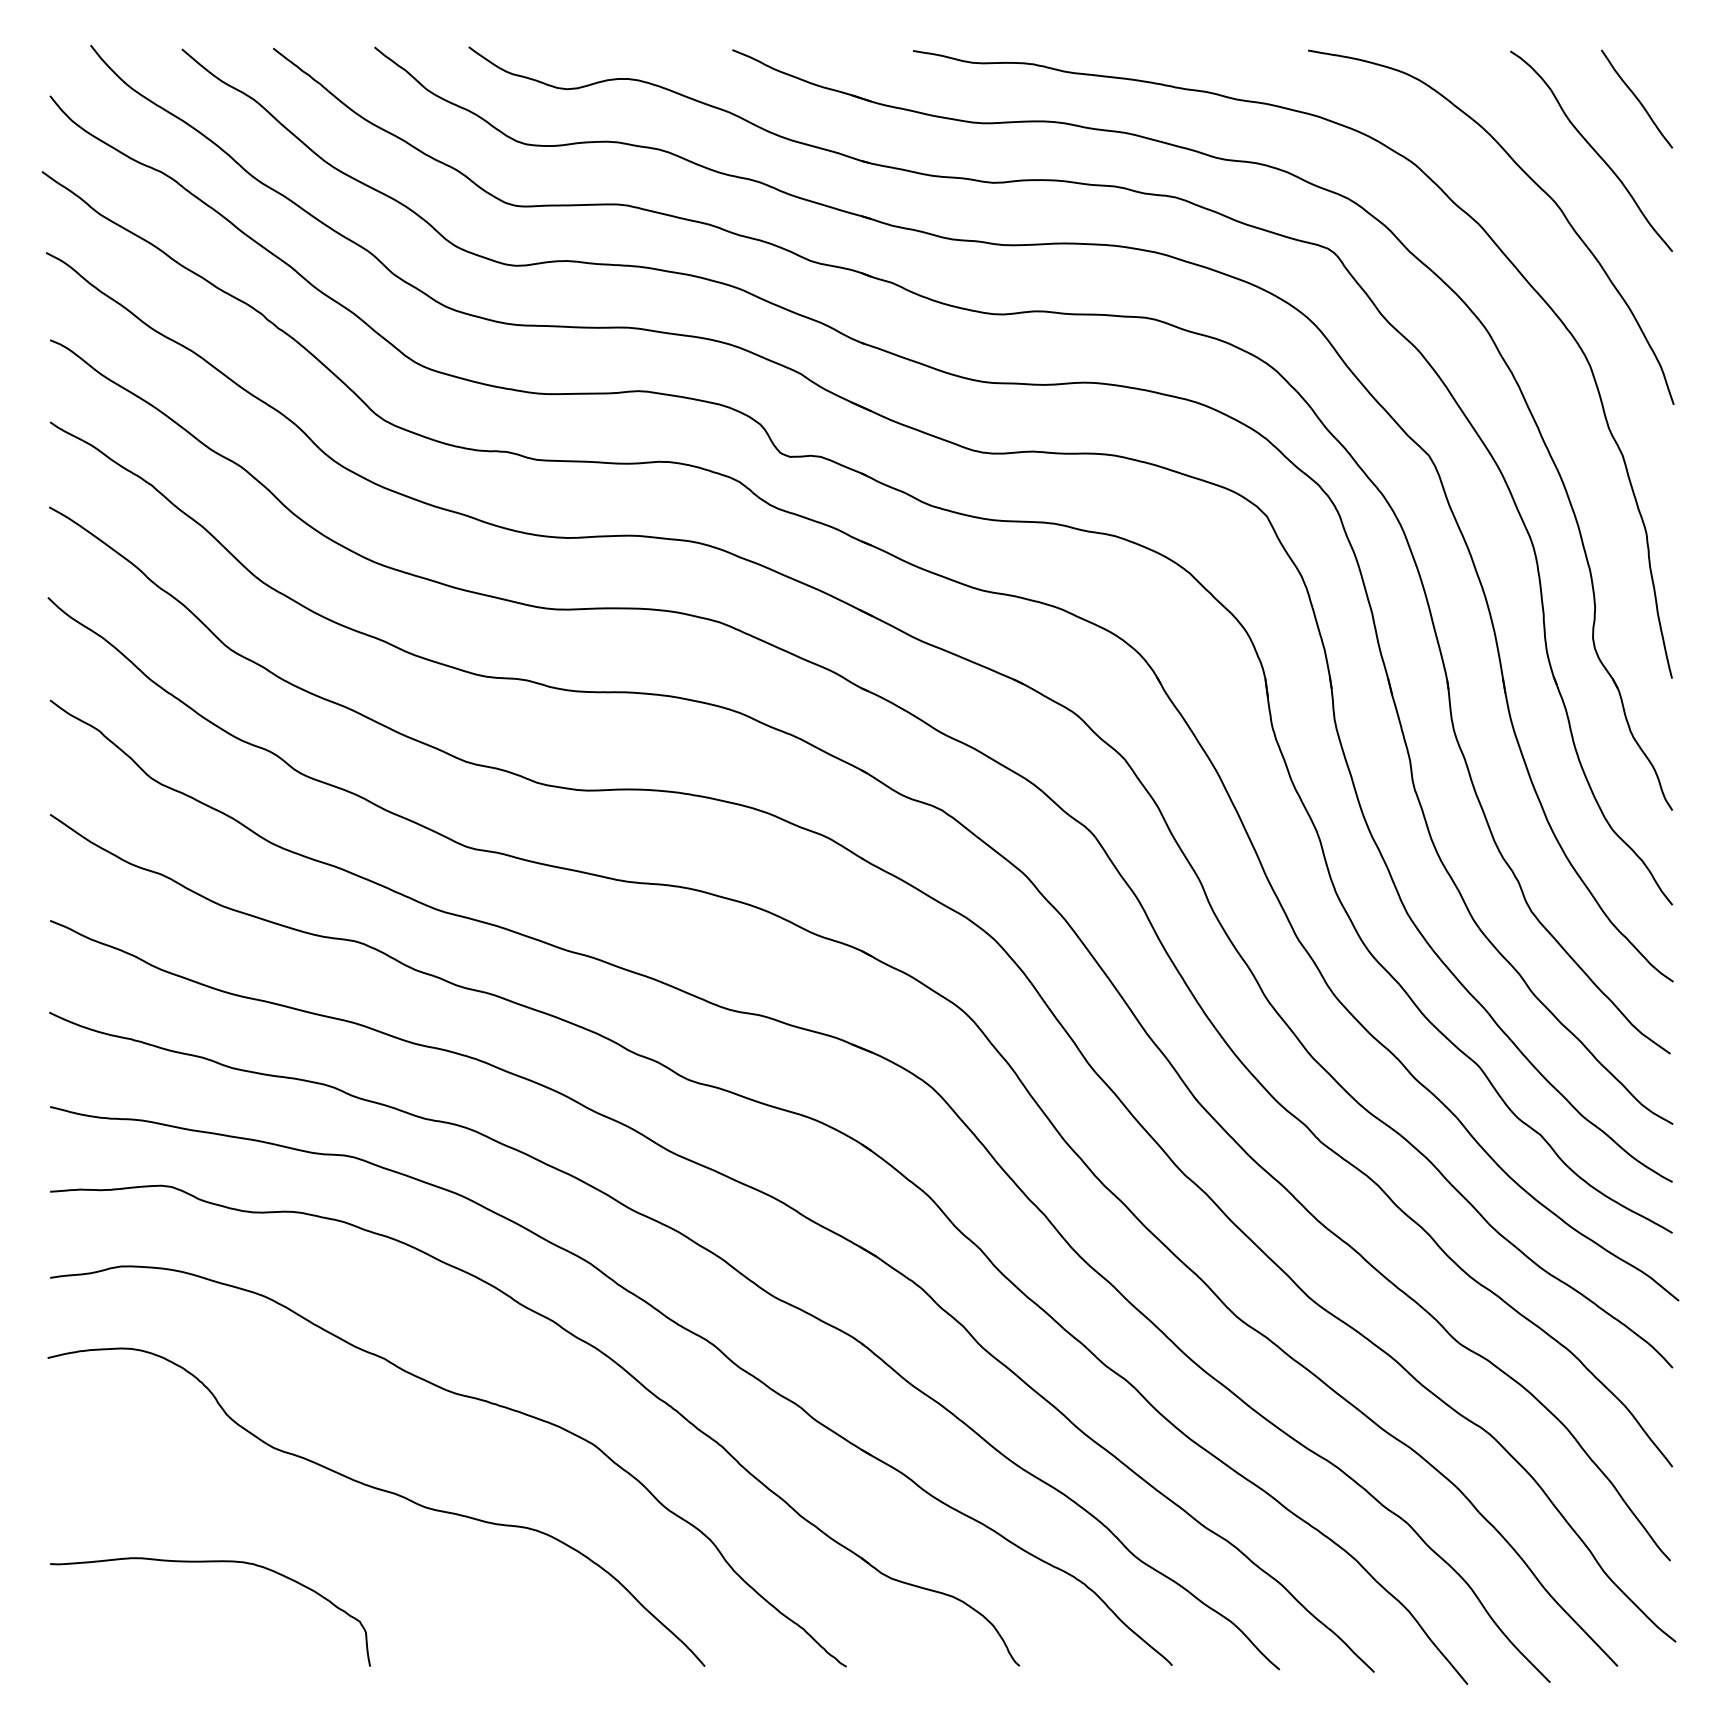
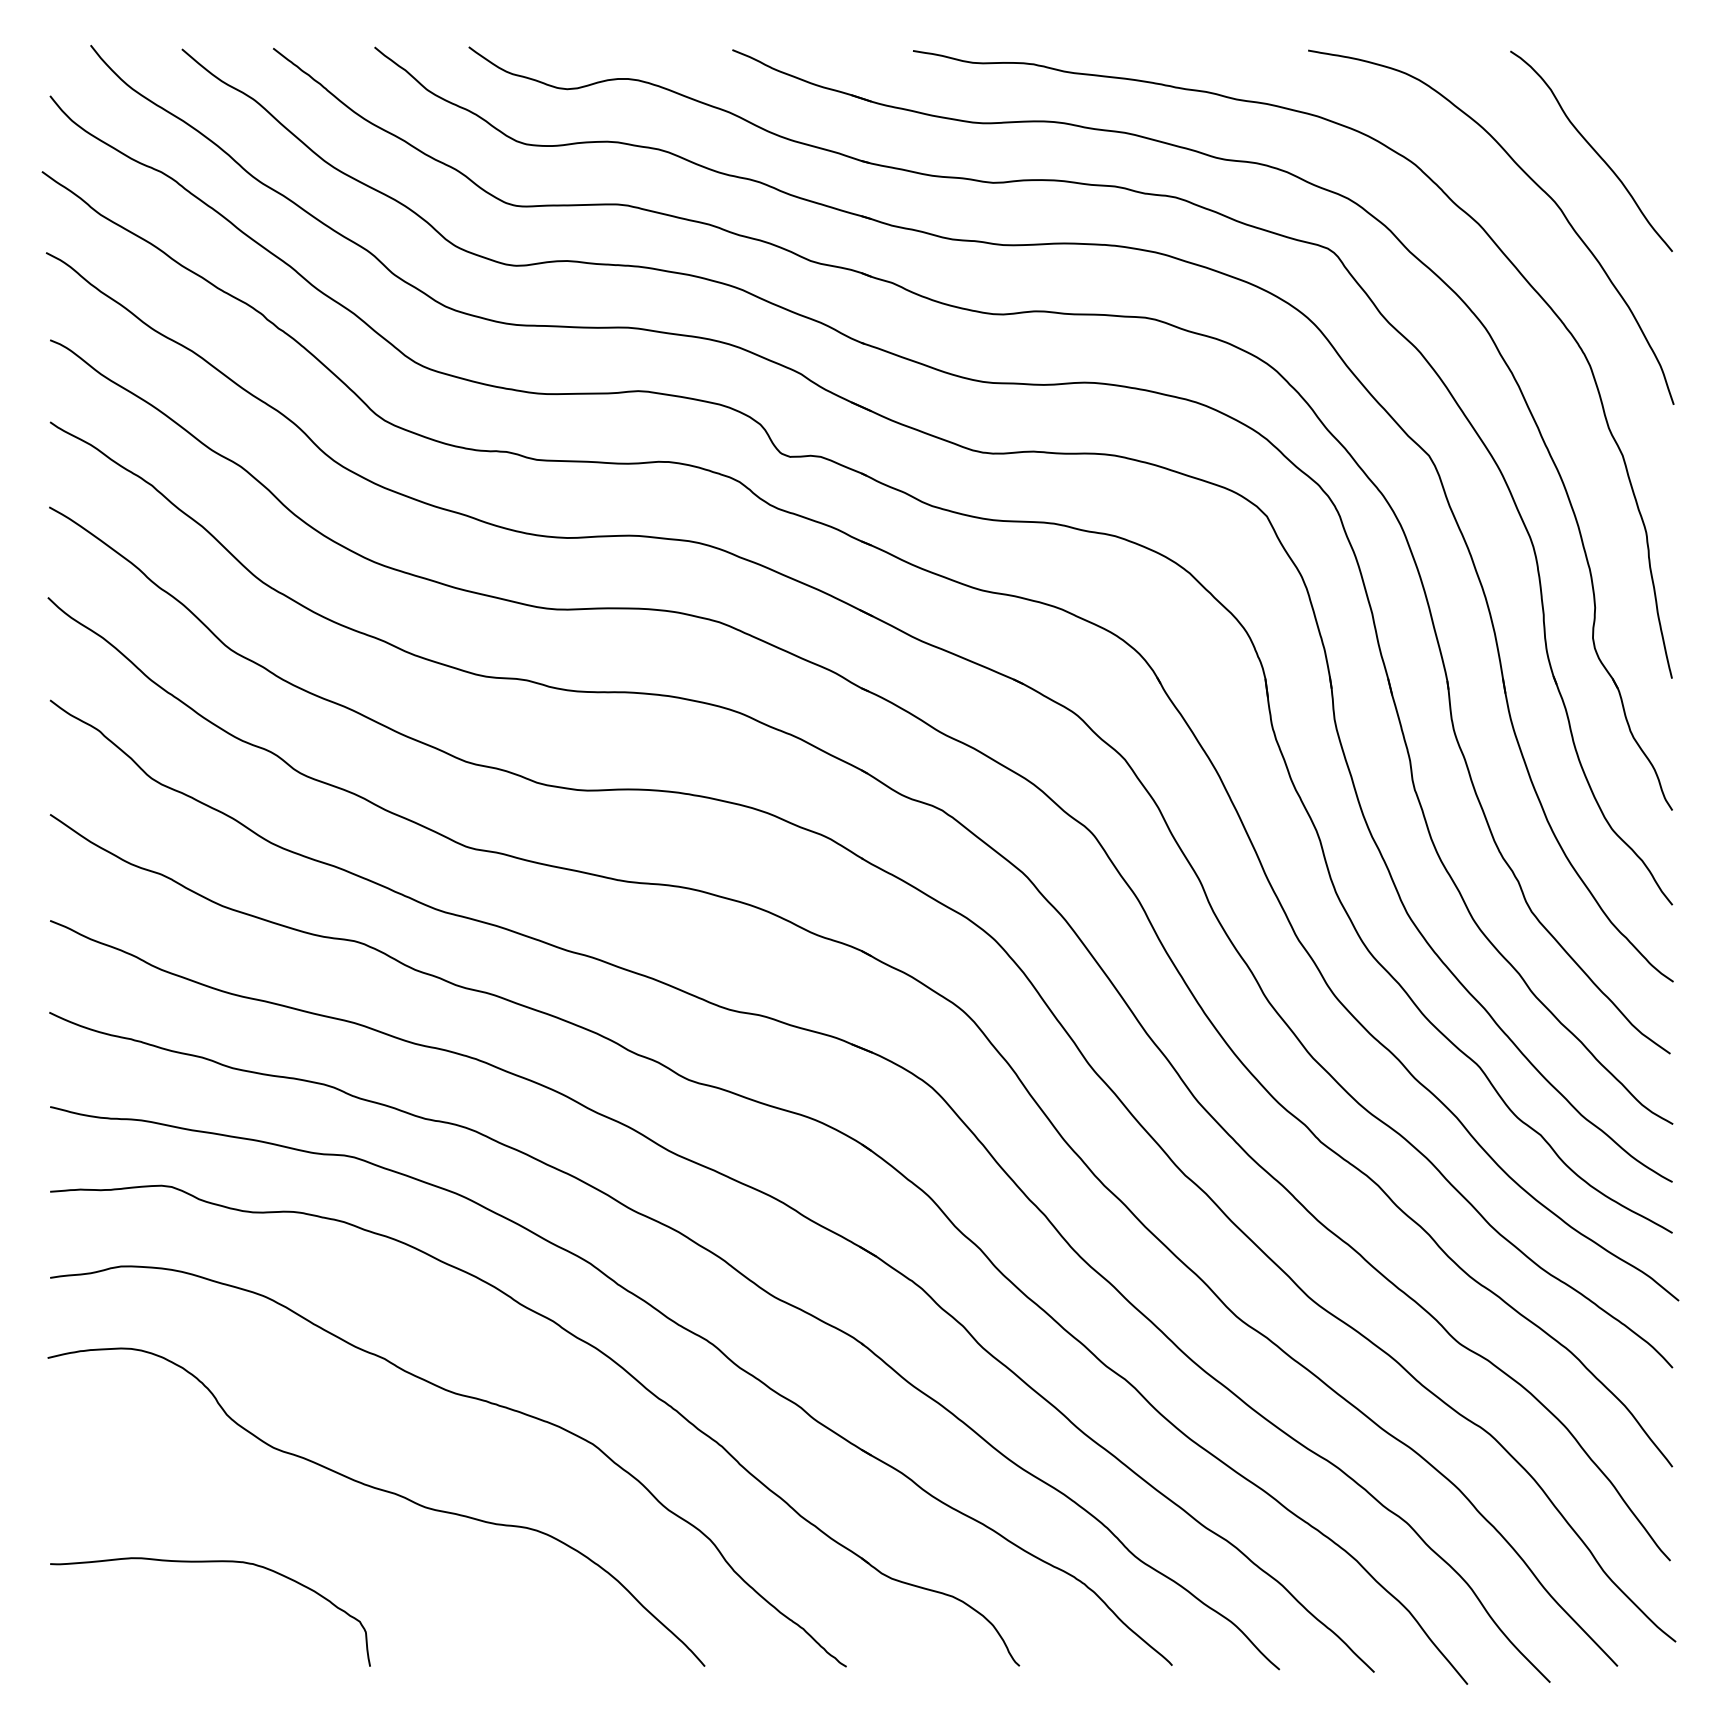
curve: present -> none (1637, 98)
